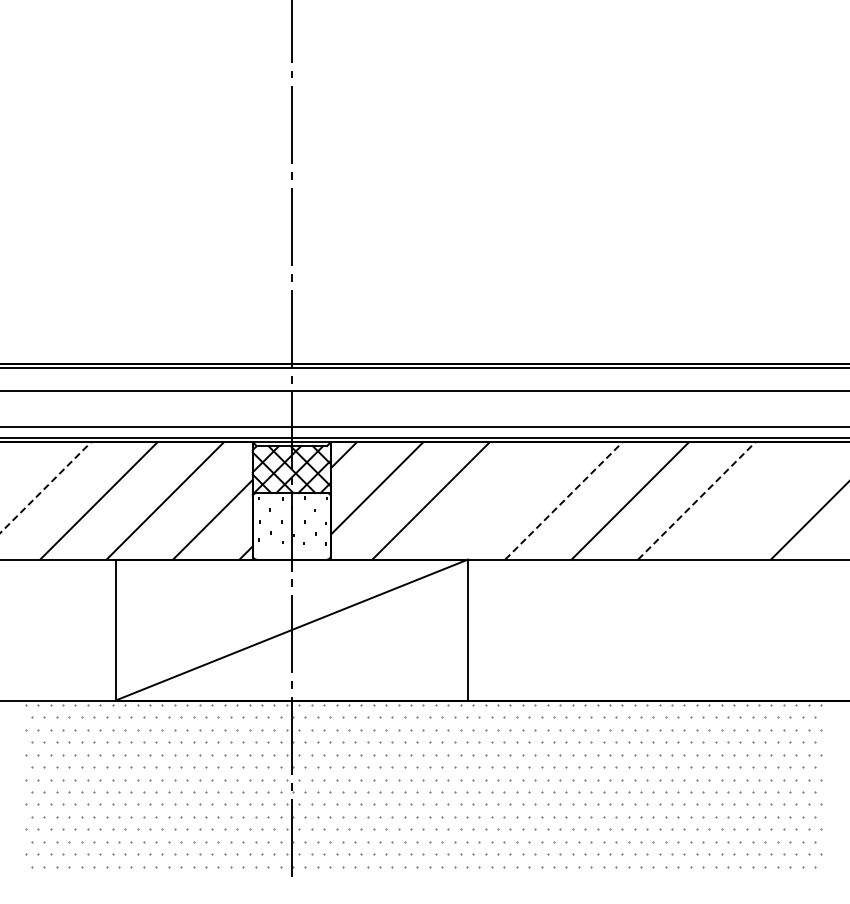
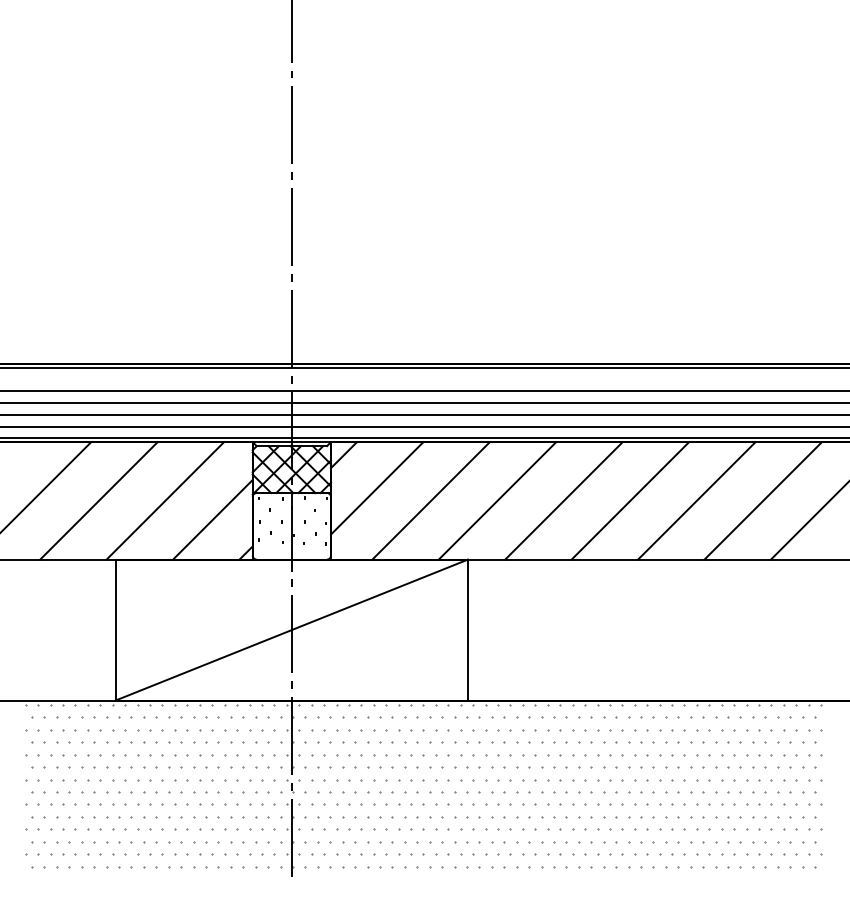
line: none -> present (424, 403)
line: none -> present (424, 414)
line: dashed -> solid (46, 487)
line: none -> present (497, 500)
line: dashed -> solid (564, 500)
line: dashed -> solid (697, 500)
line: none -> present (762, 500)
